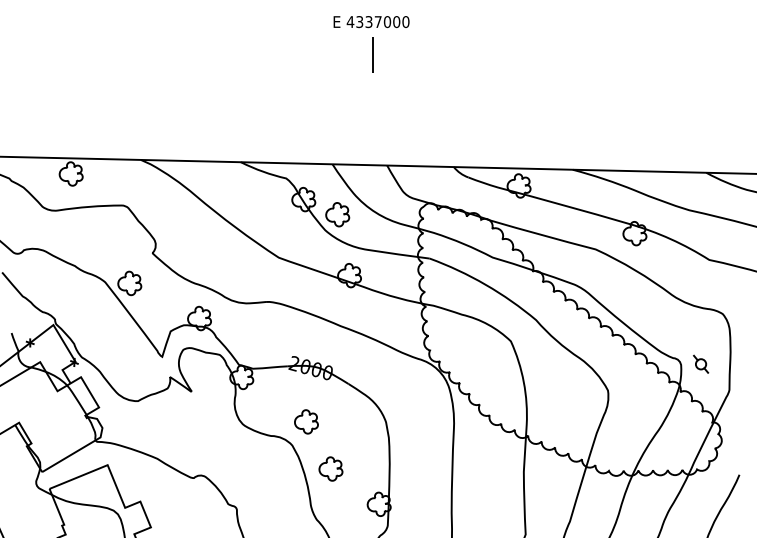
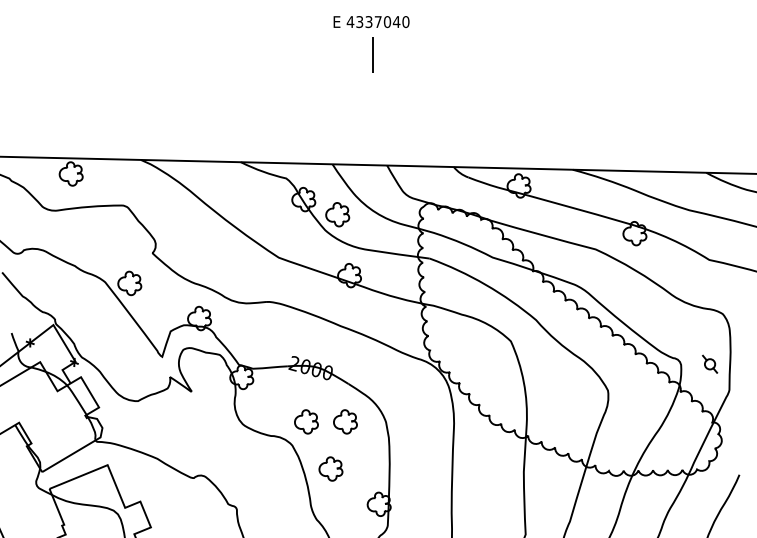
text: 4337000 -> 4337040 (396, 22)
part position: (701, 363) -> (710, 363) (710, 363)
part: none -> present (345, 421)
